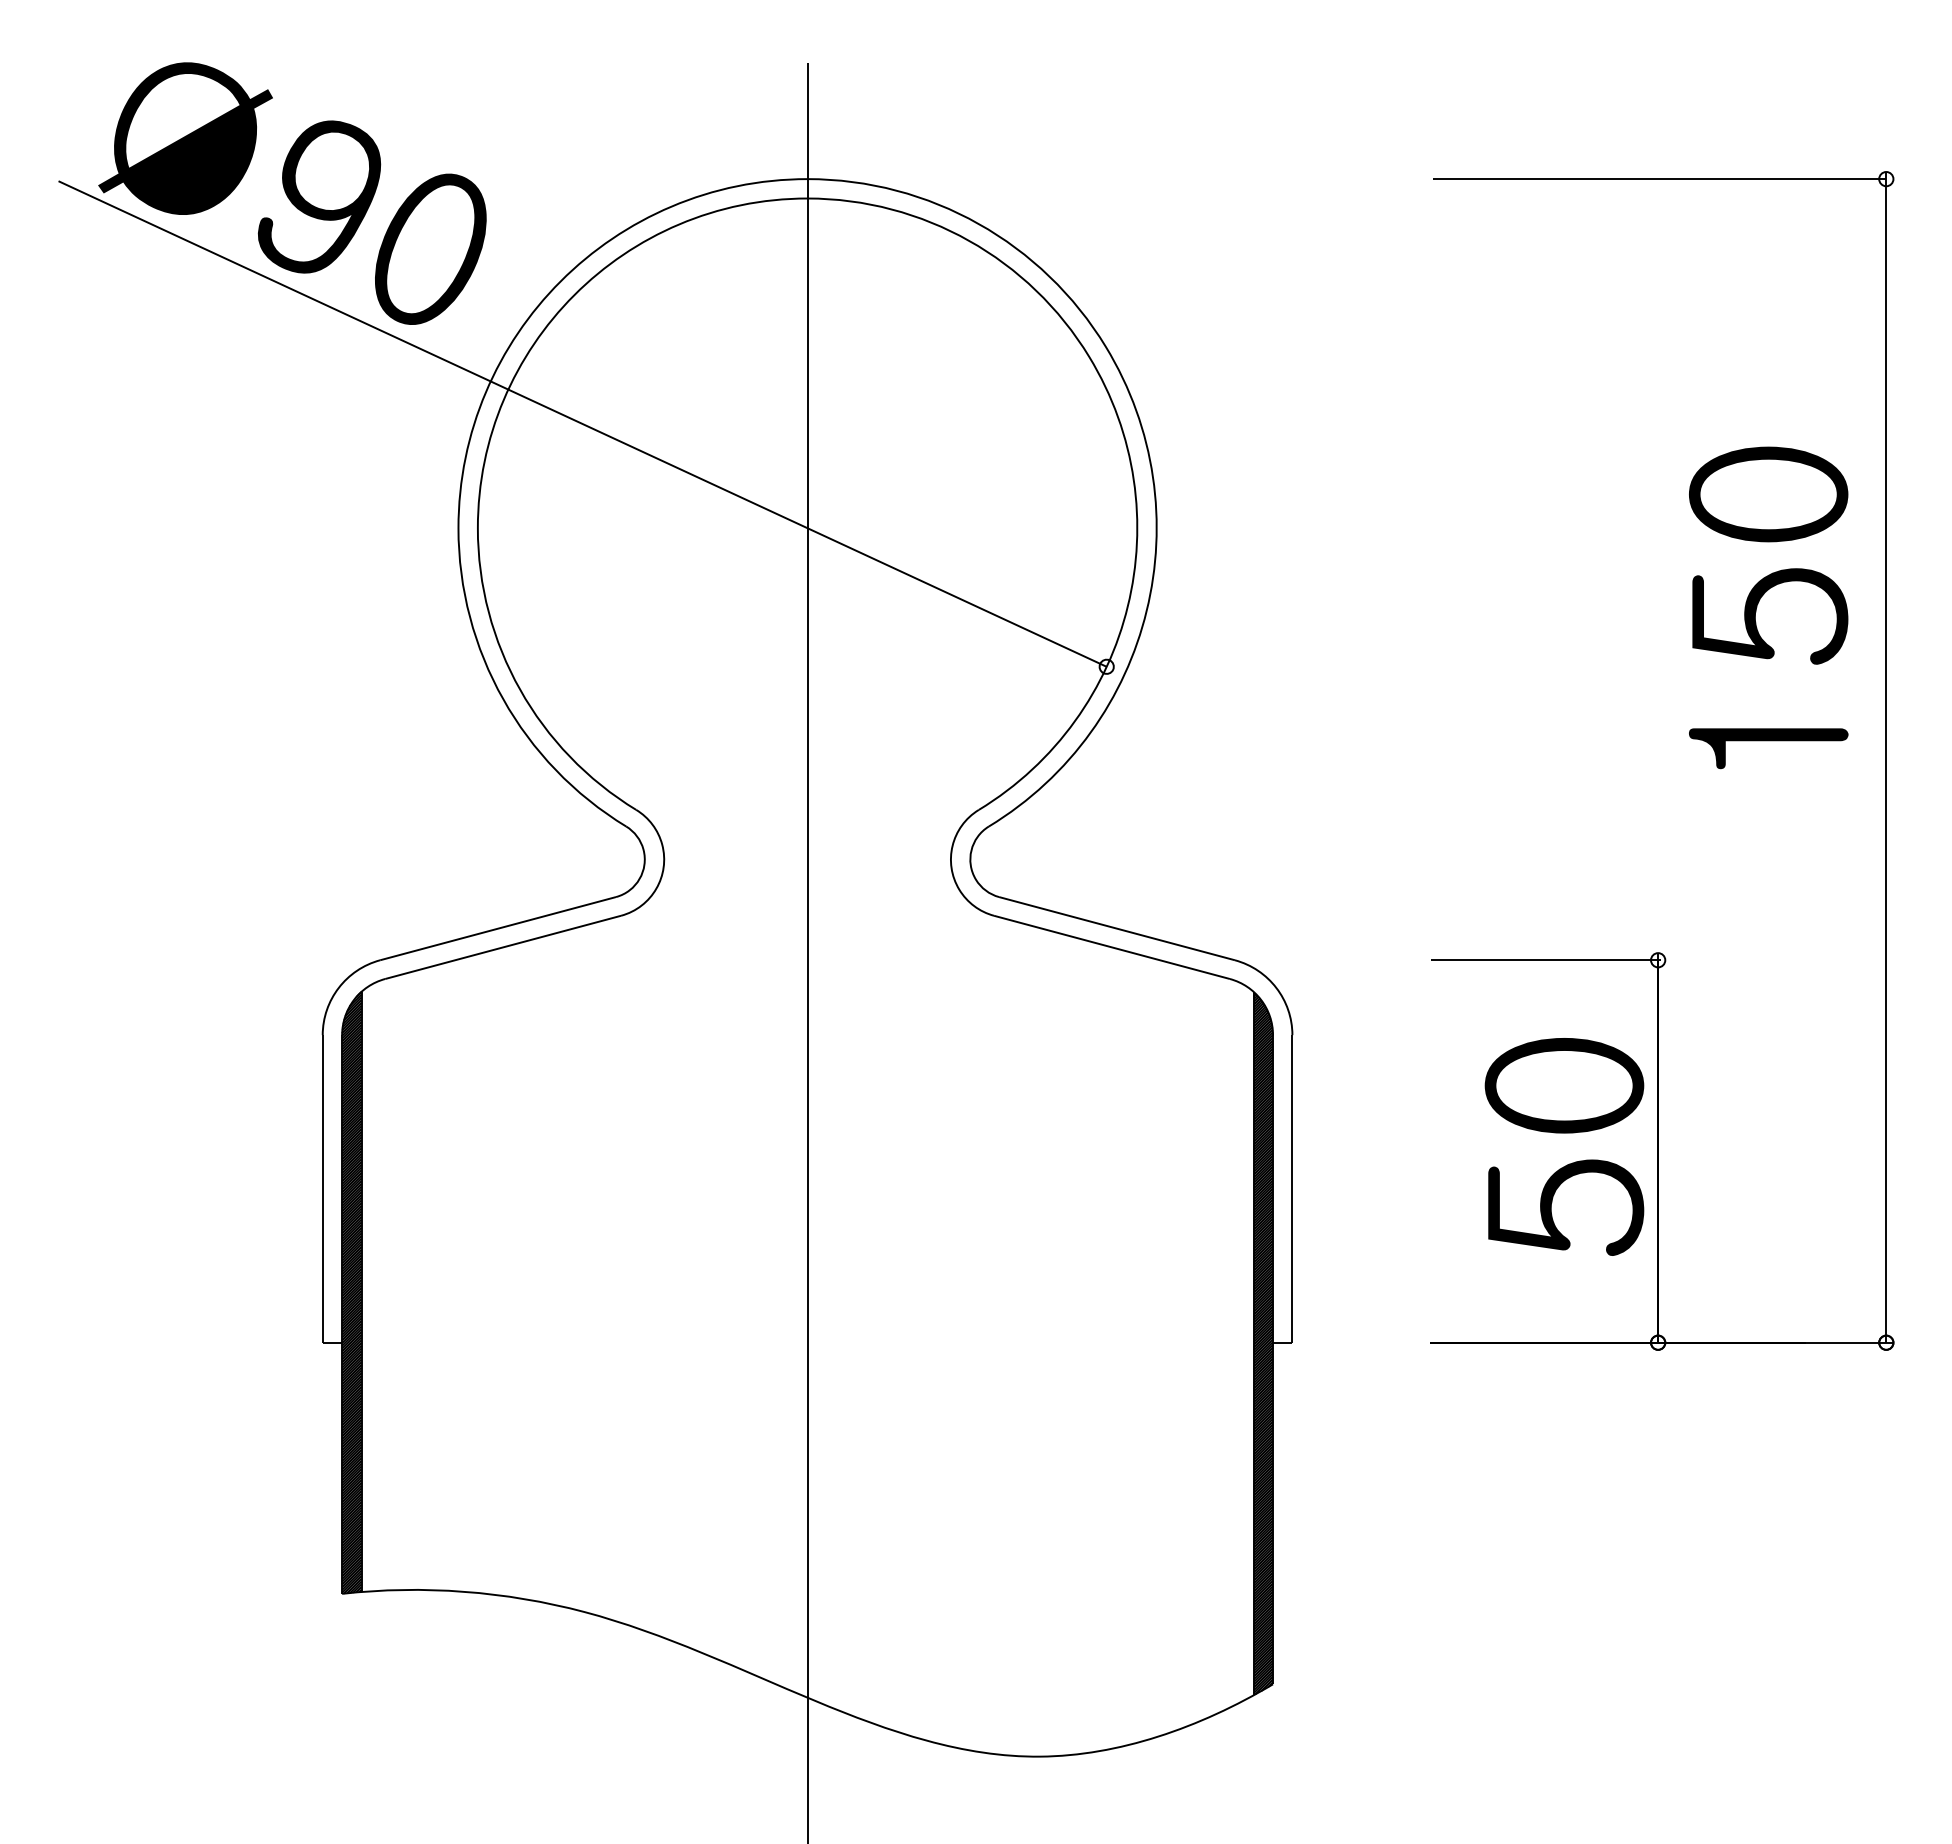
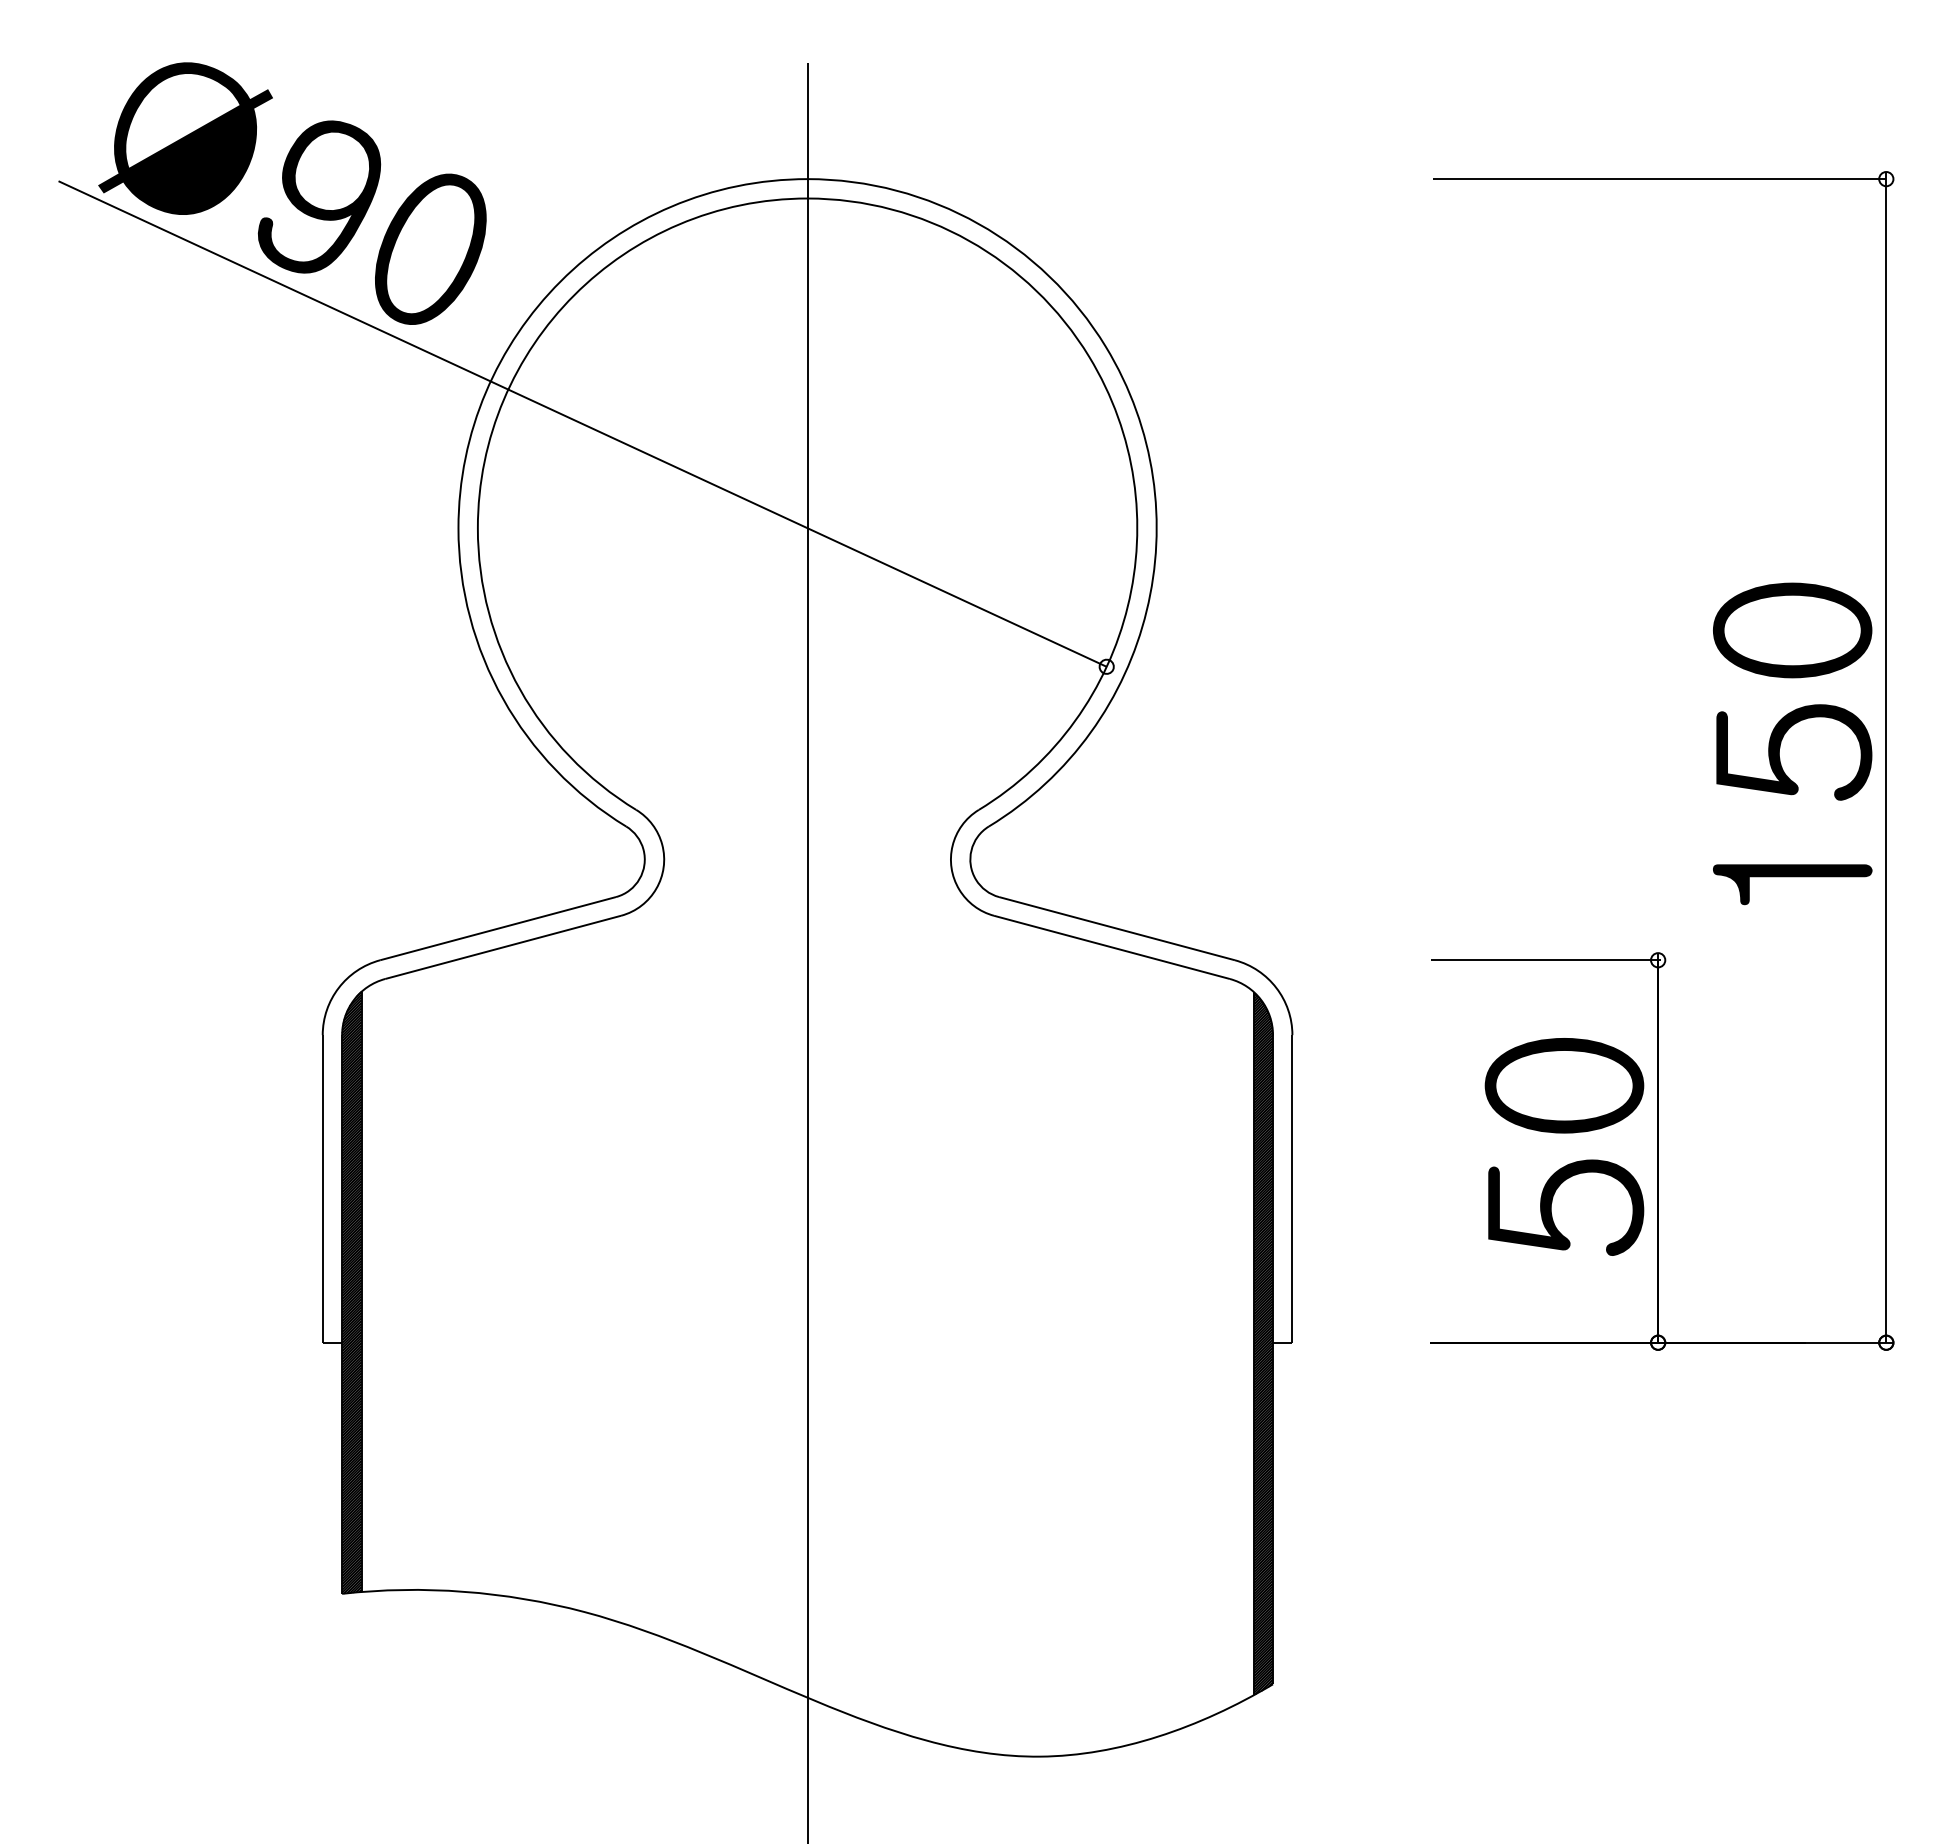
text position: (1768, 607) -> (1792, 743) (1792, 743)
